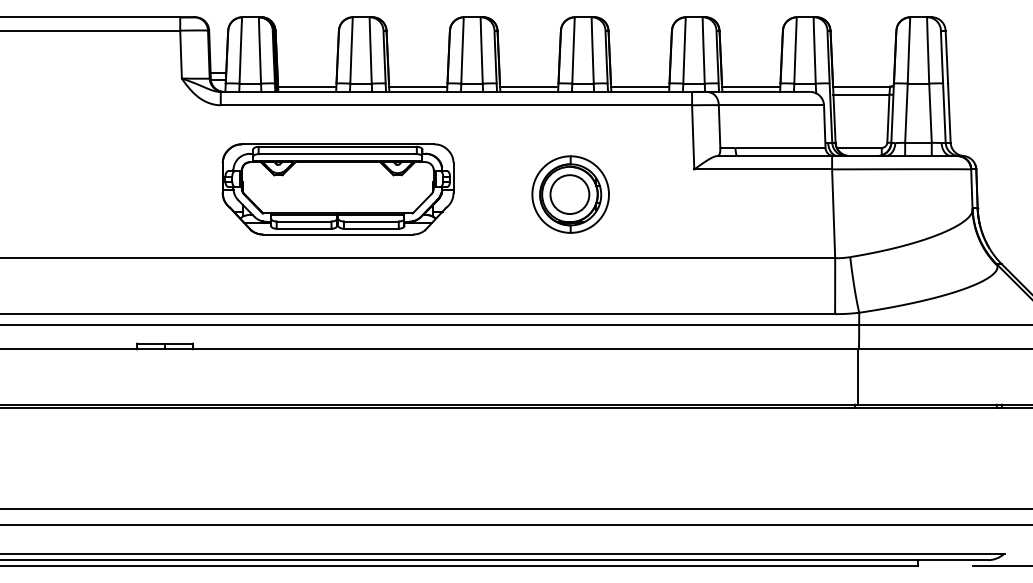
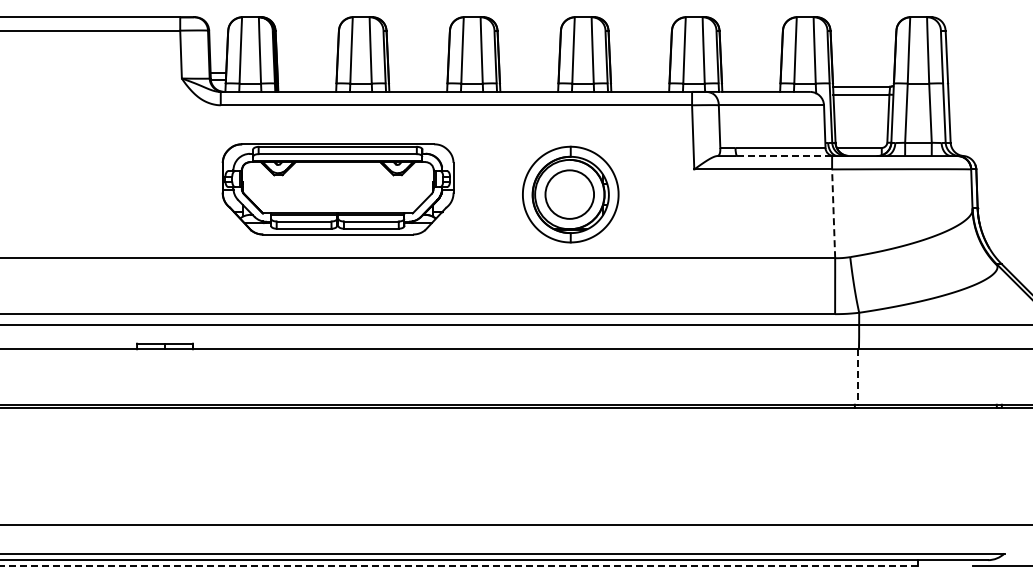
line: present -> none (307, 86)
line: present -> none (418, 86)
line: present -> none (529, 86)
line: present -> none (640, 86)
line: present -> none (751, 86)
line: solid -> dashed (784, 156)
part size: 79x79 px -> 98x99 px (570, 194)
line: solid -> dashed (833, 213)
line: solid -> dashed (858, 376)
line: present -> none (515, 508)
line: solid -> dashed (458, 565)
